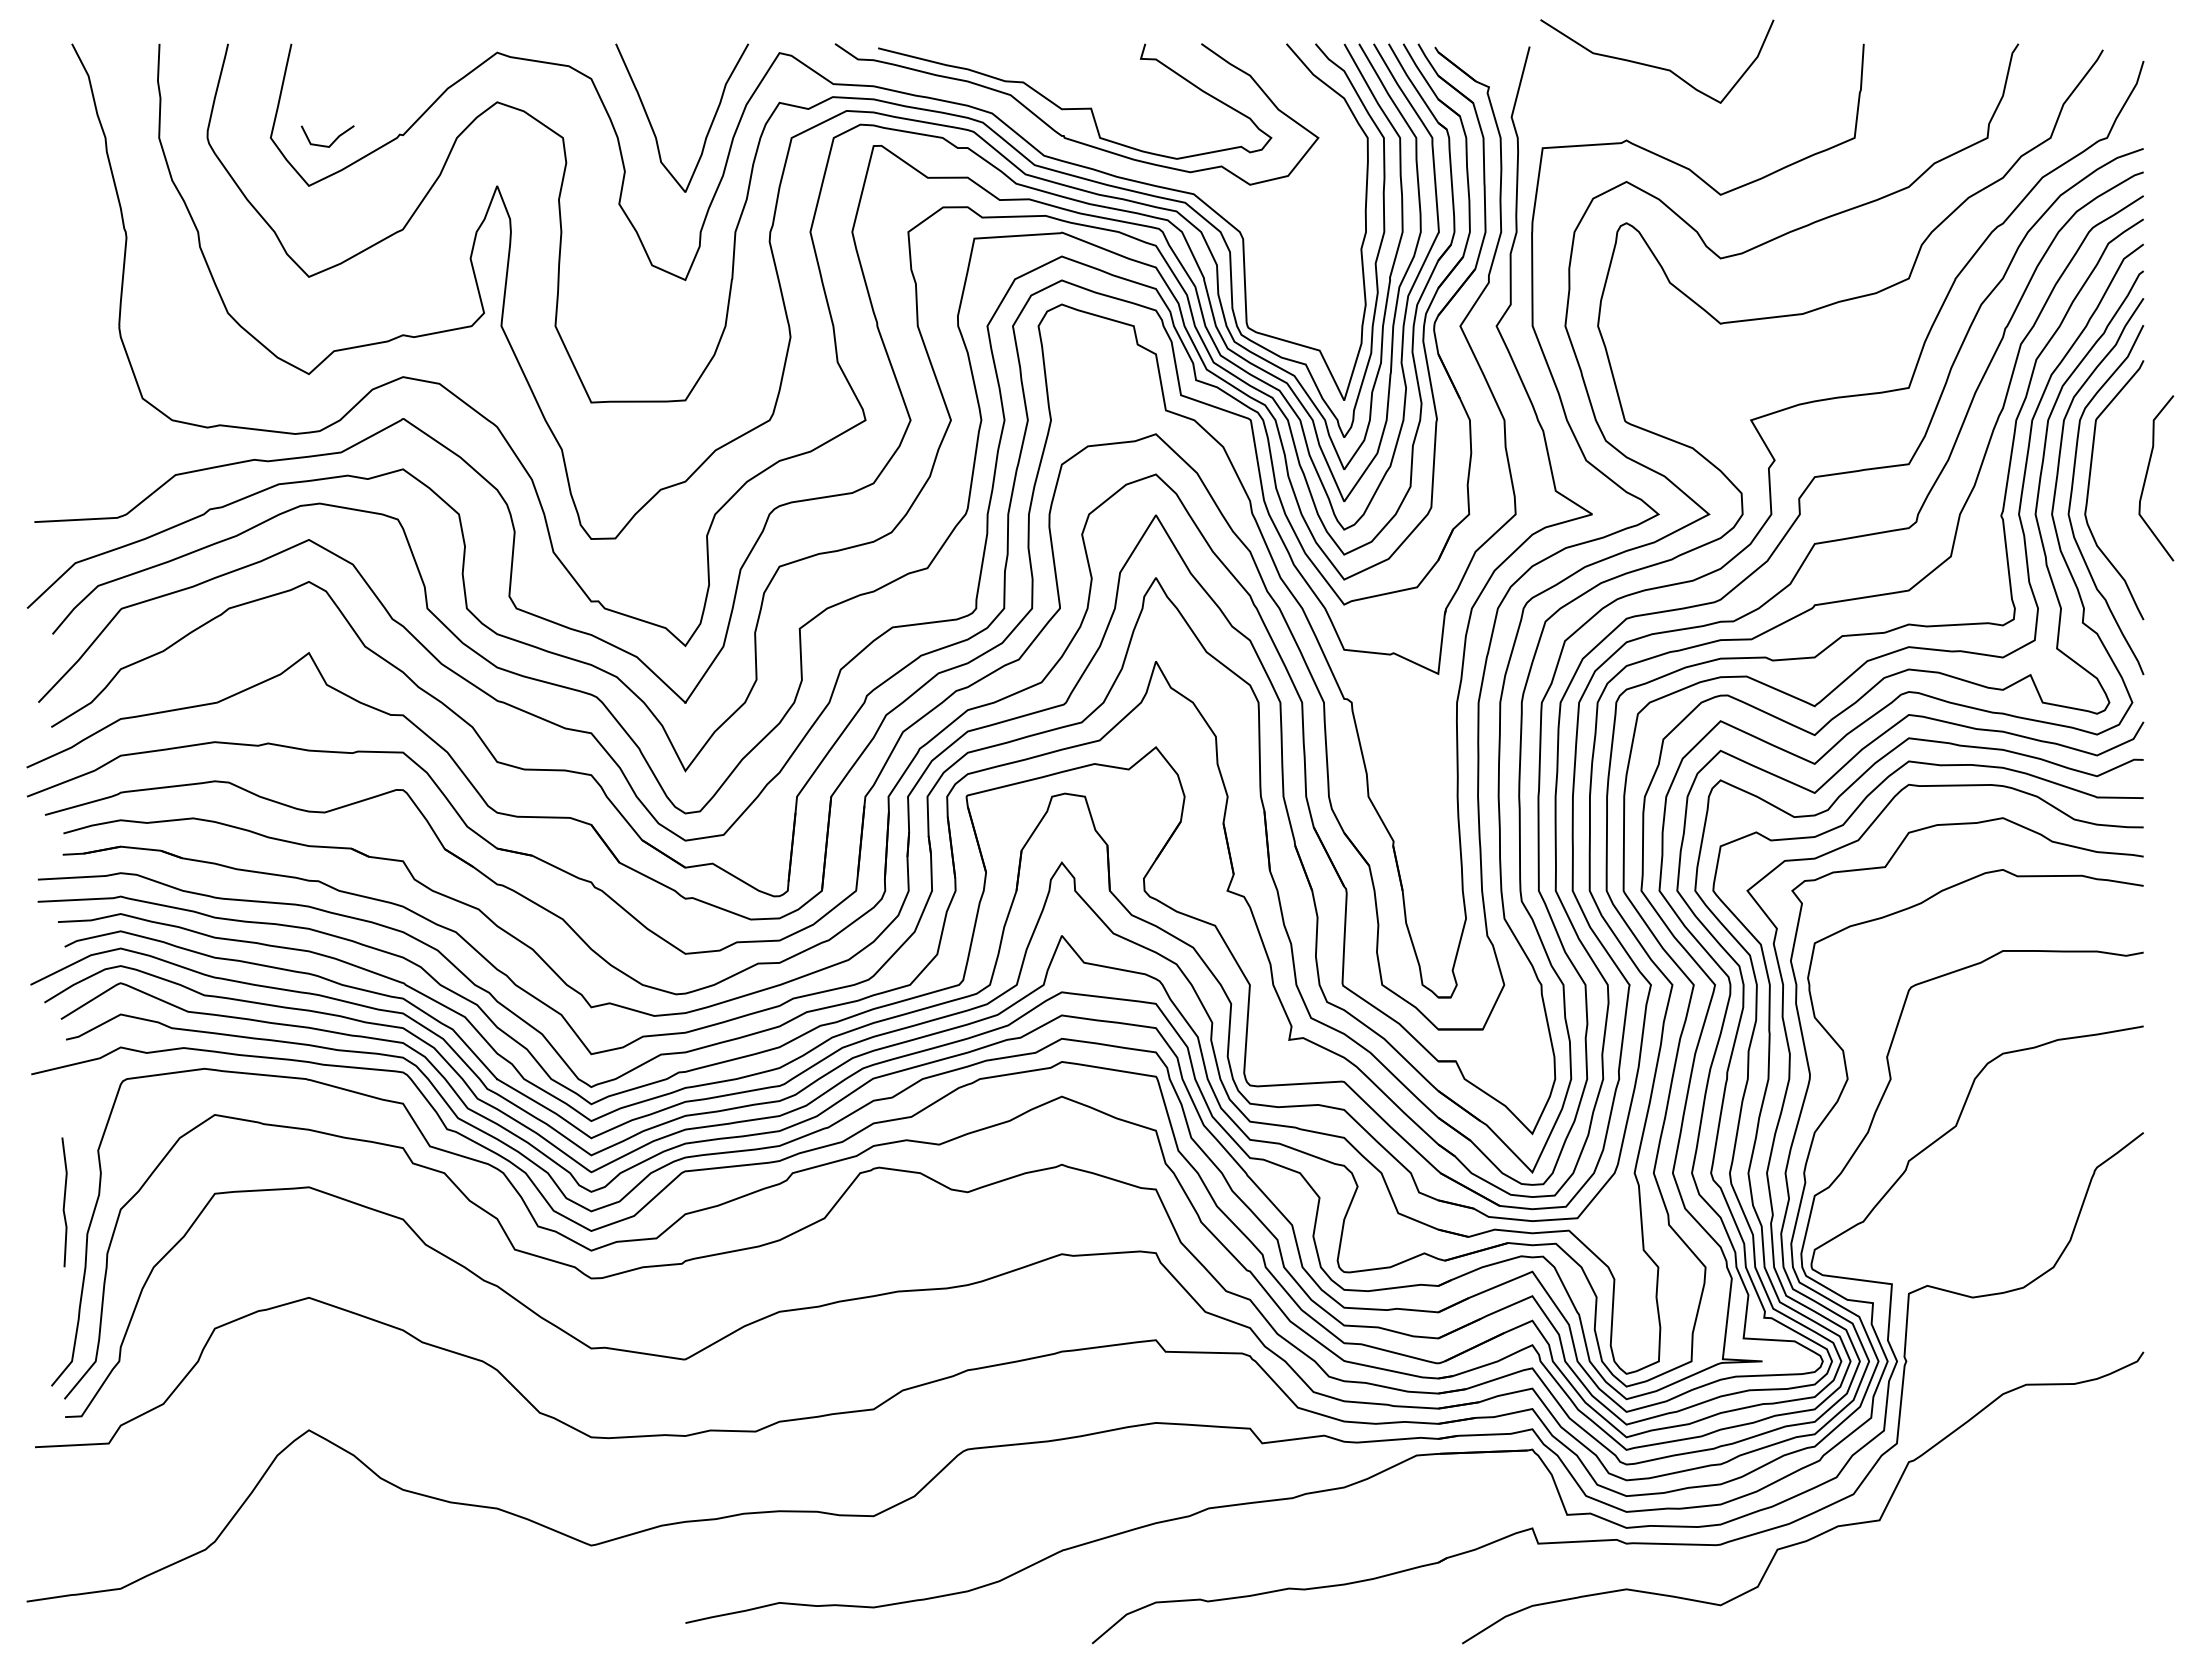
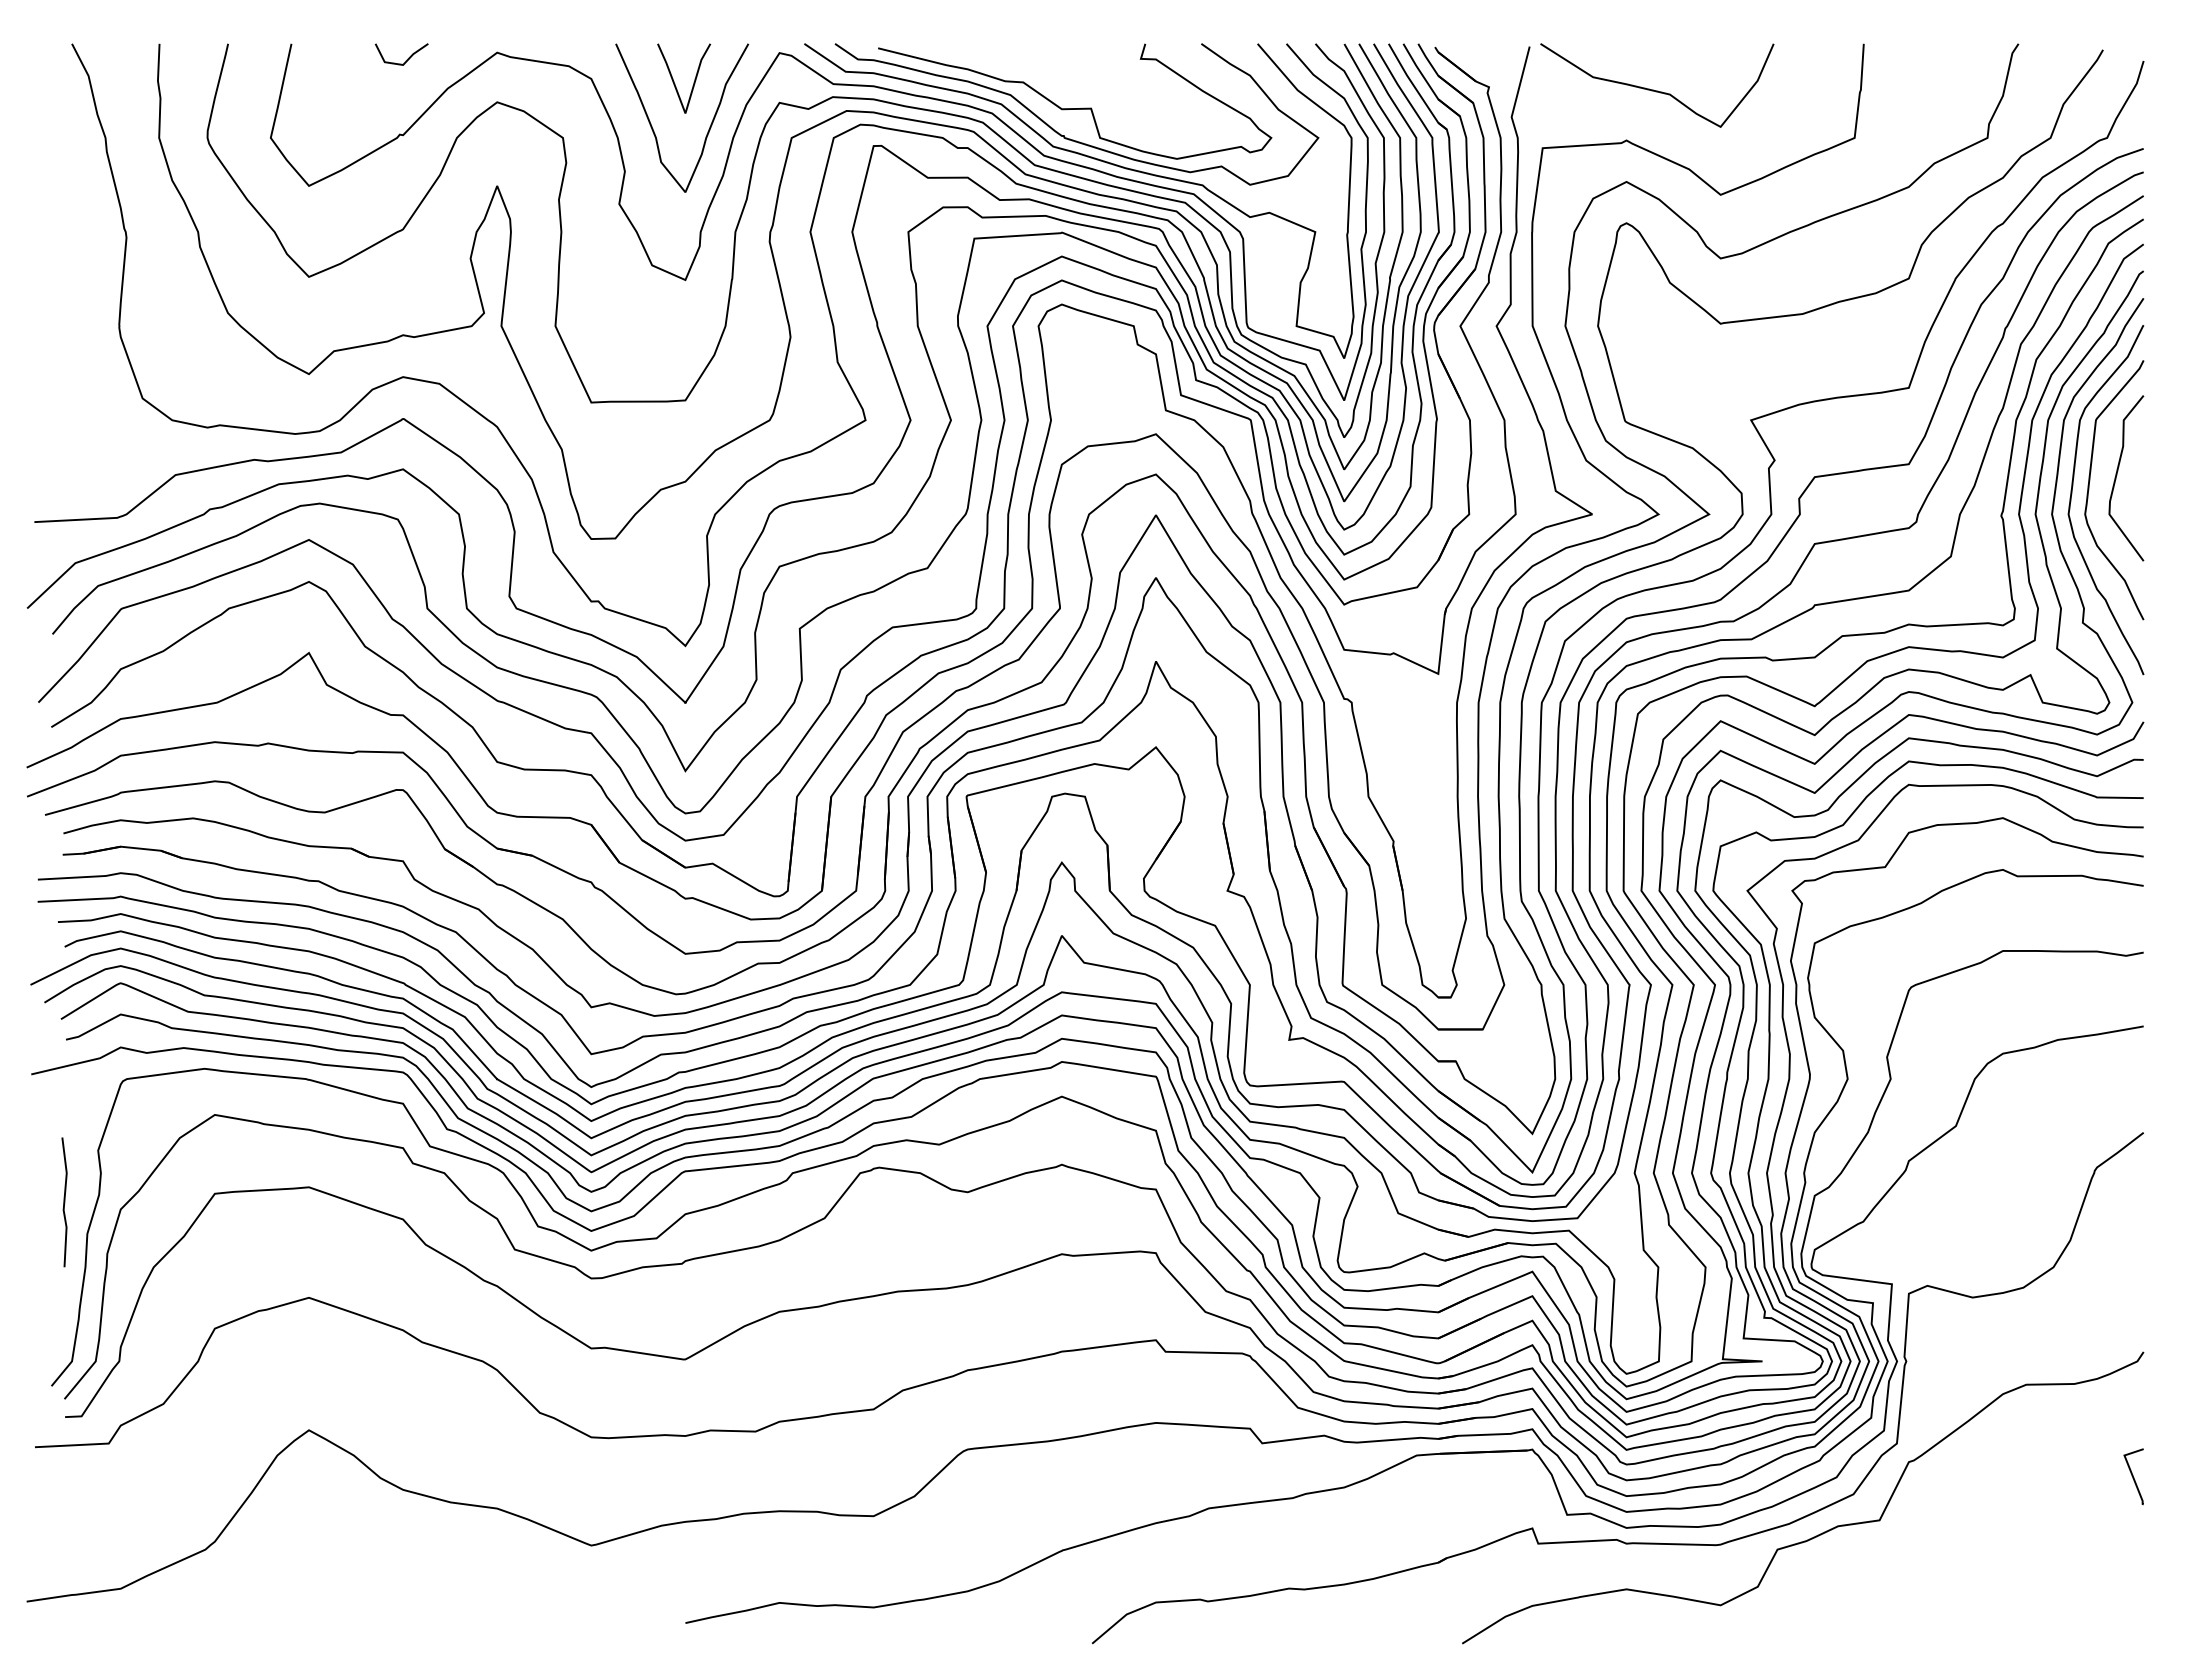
curve position: (1657, 66) -> (1657, 90) (1657, 90)
line: none -> present (693, 82)
line position: (332, 141) -> (406, 59) (406, 59)
curve: none -> present (1093, 159)
curve position: (2147, 475) -> (2117, 475) (2117, 475)
line: none -> present (2133, 1476)
